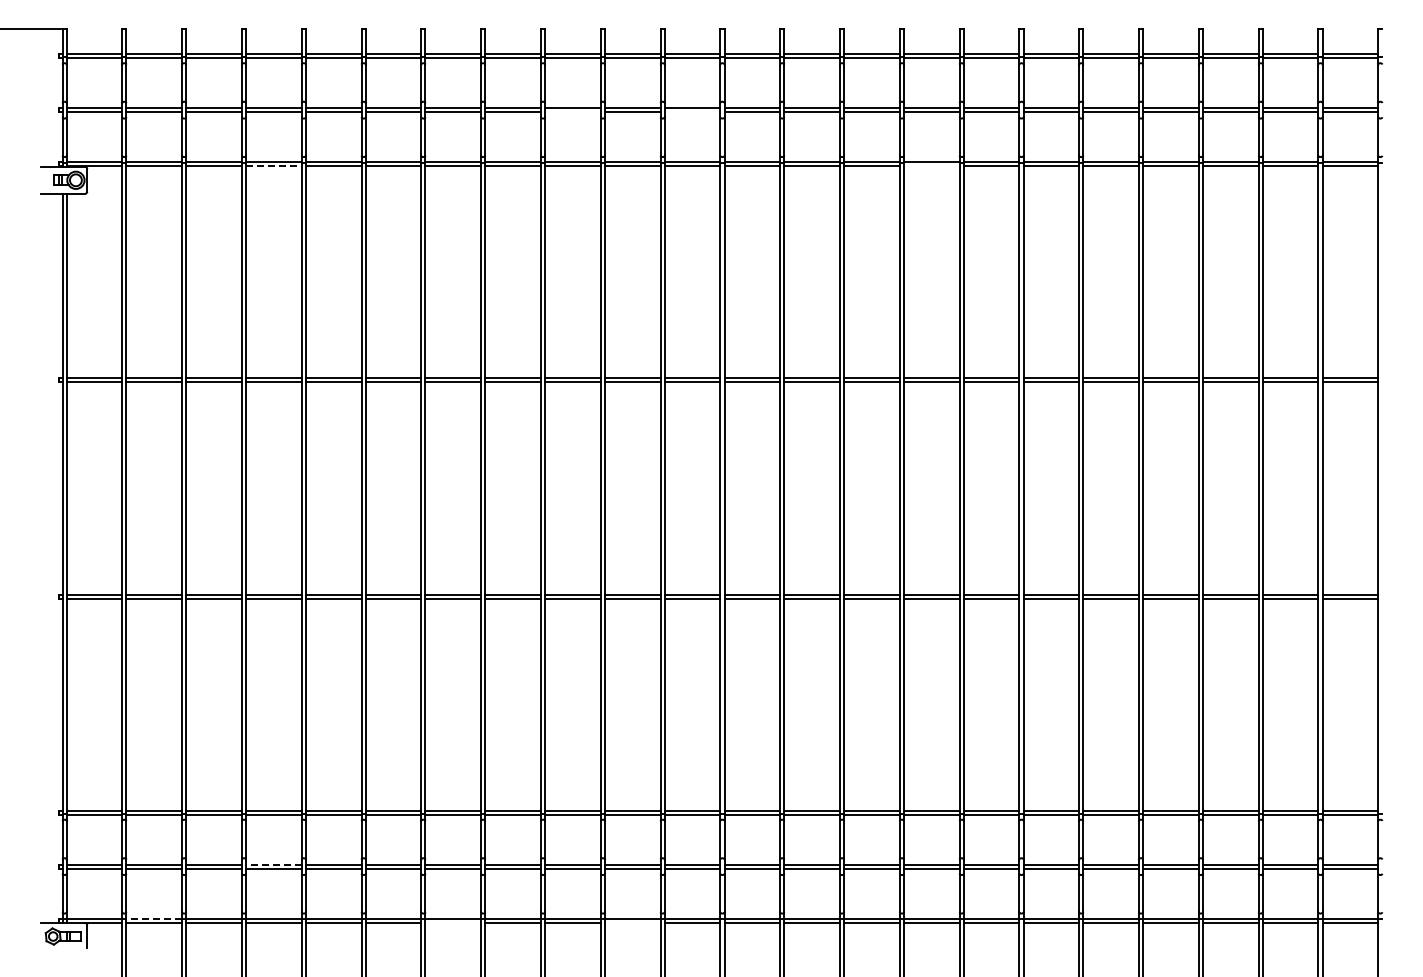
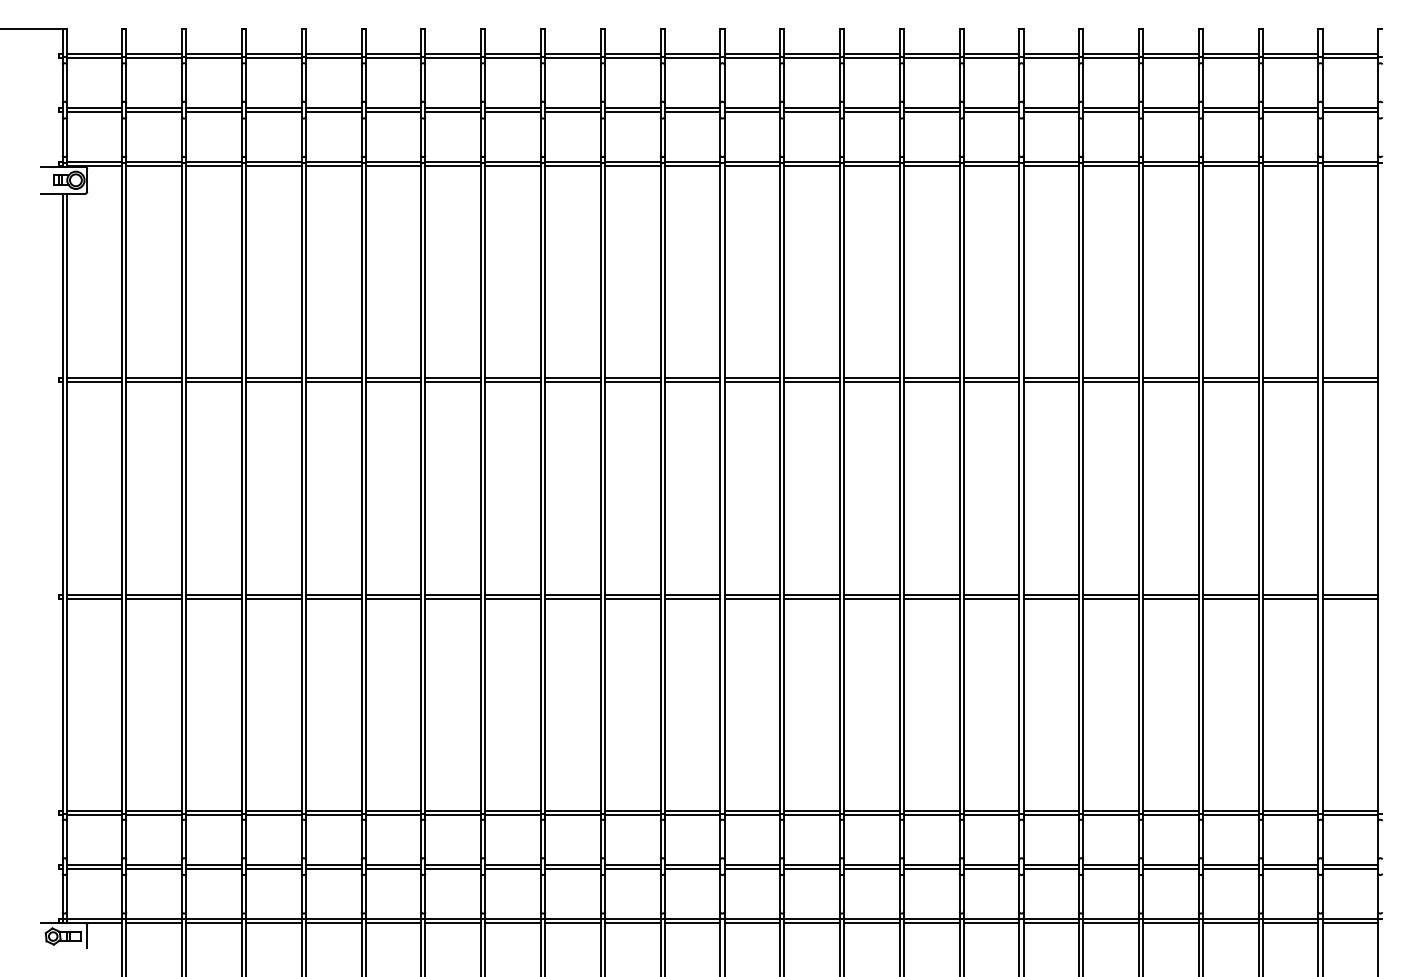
line: none -> present (572, 112)
line: none -> present (692, 112)
line: dashed -> solid (273, 166)
line: none -> present (931, 166)
line: dashed -> solid (273, 864)
line: dashed -> solid (154, 918)
line: none -> present (453, 923)
line: none -> present (632, 923)
